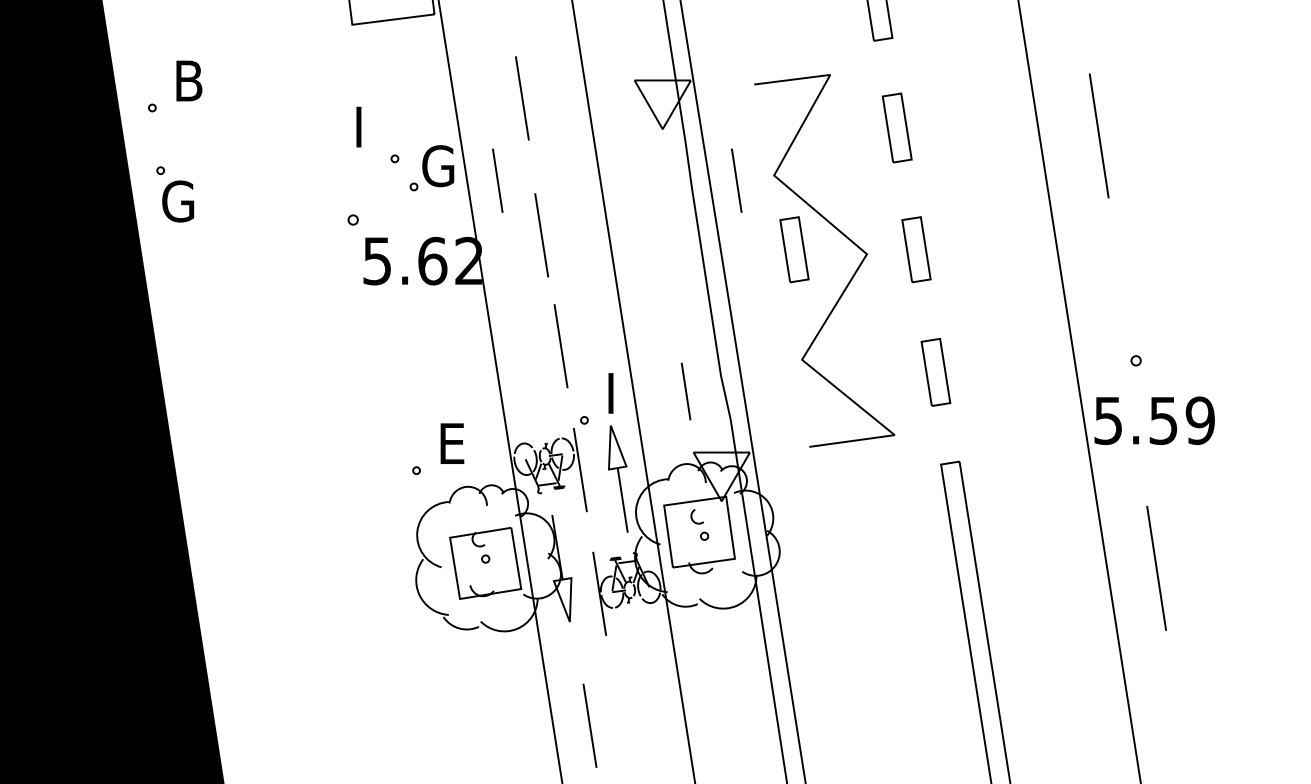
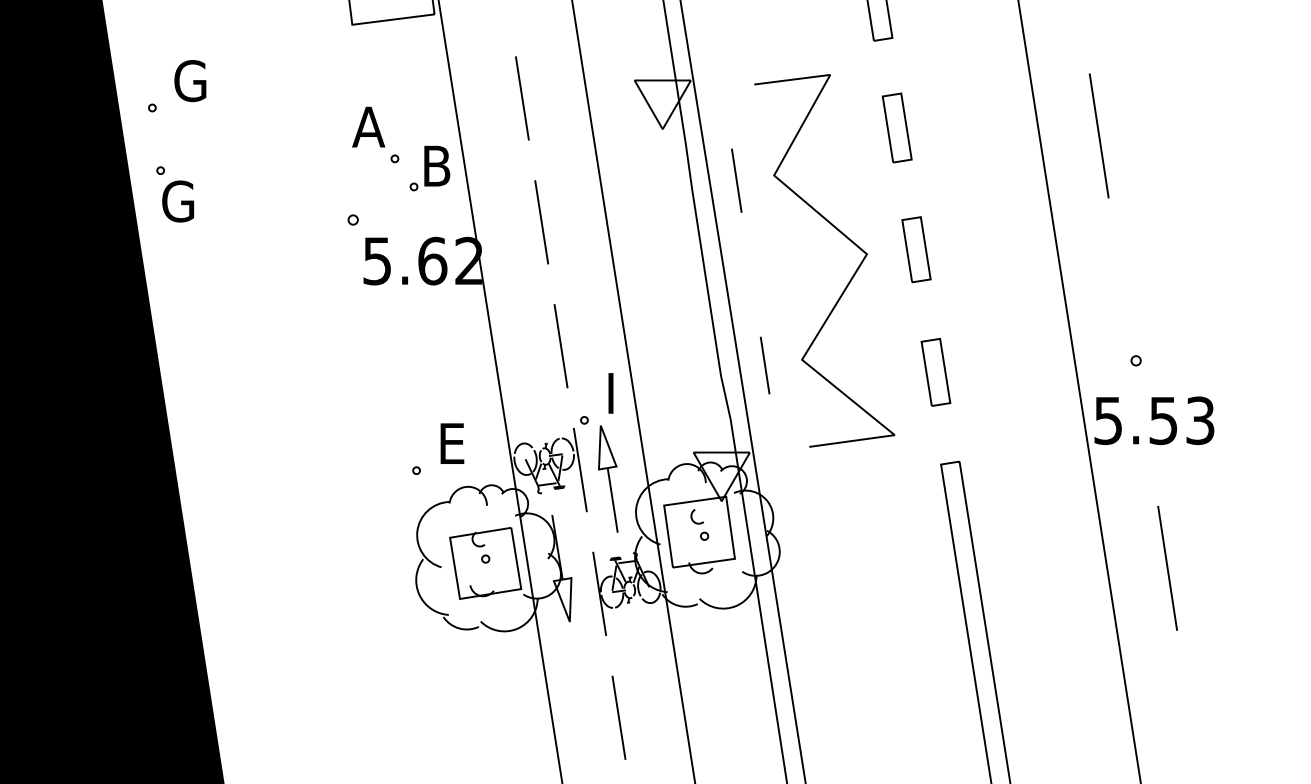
text: B -> G (190, 81)
text: I -> A (368, 126)
text: G -> B (438, 166)
line: present -> none (497, 180)
line position: (541, 235) -> (541, 222) (541, 222)
part: present -> none (794, 249)
line position: (685, 391) -> (764, 365) (764, 365)
text: 5.59 -> 5.53 (1199, 420)
part position: (618, 478) -> (608, 478) (608, 478)
line position: (1156, 567) -> (1167, 567) (1167, 567)
line position: (589, 725) -> (618, 717) (618, 717)
